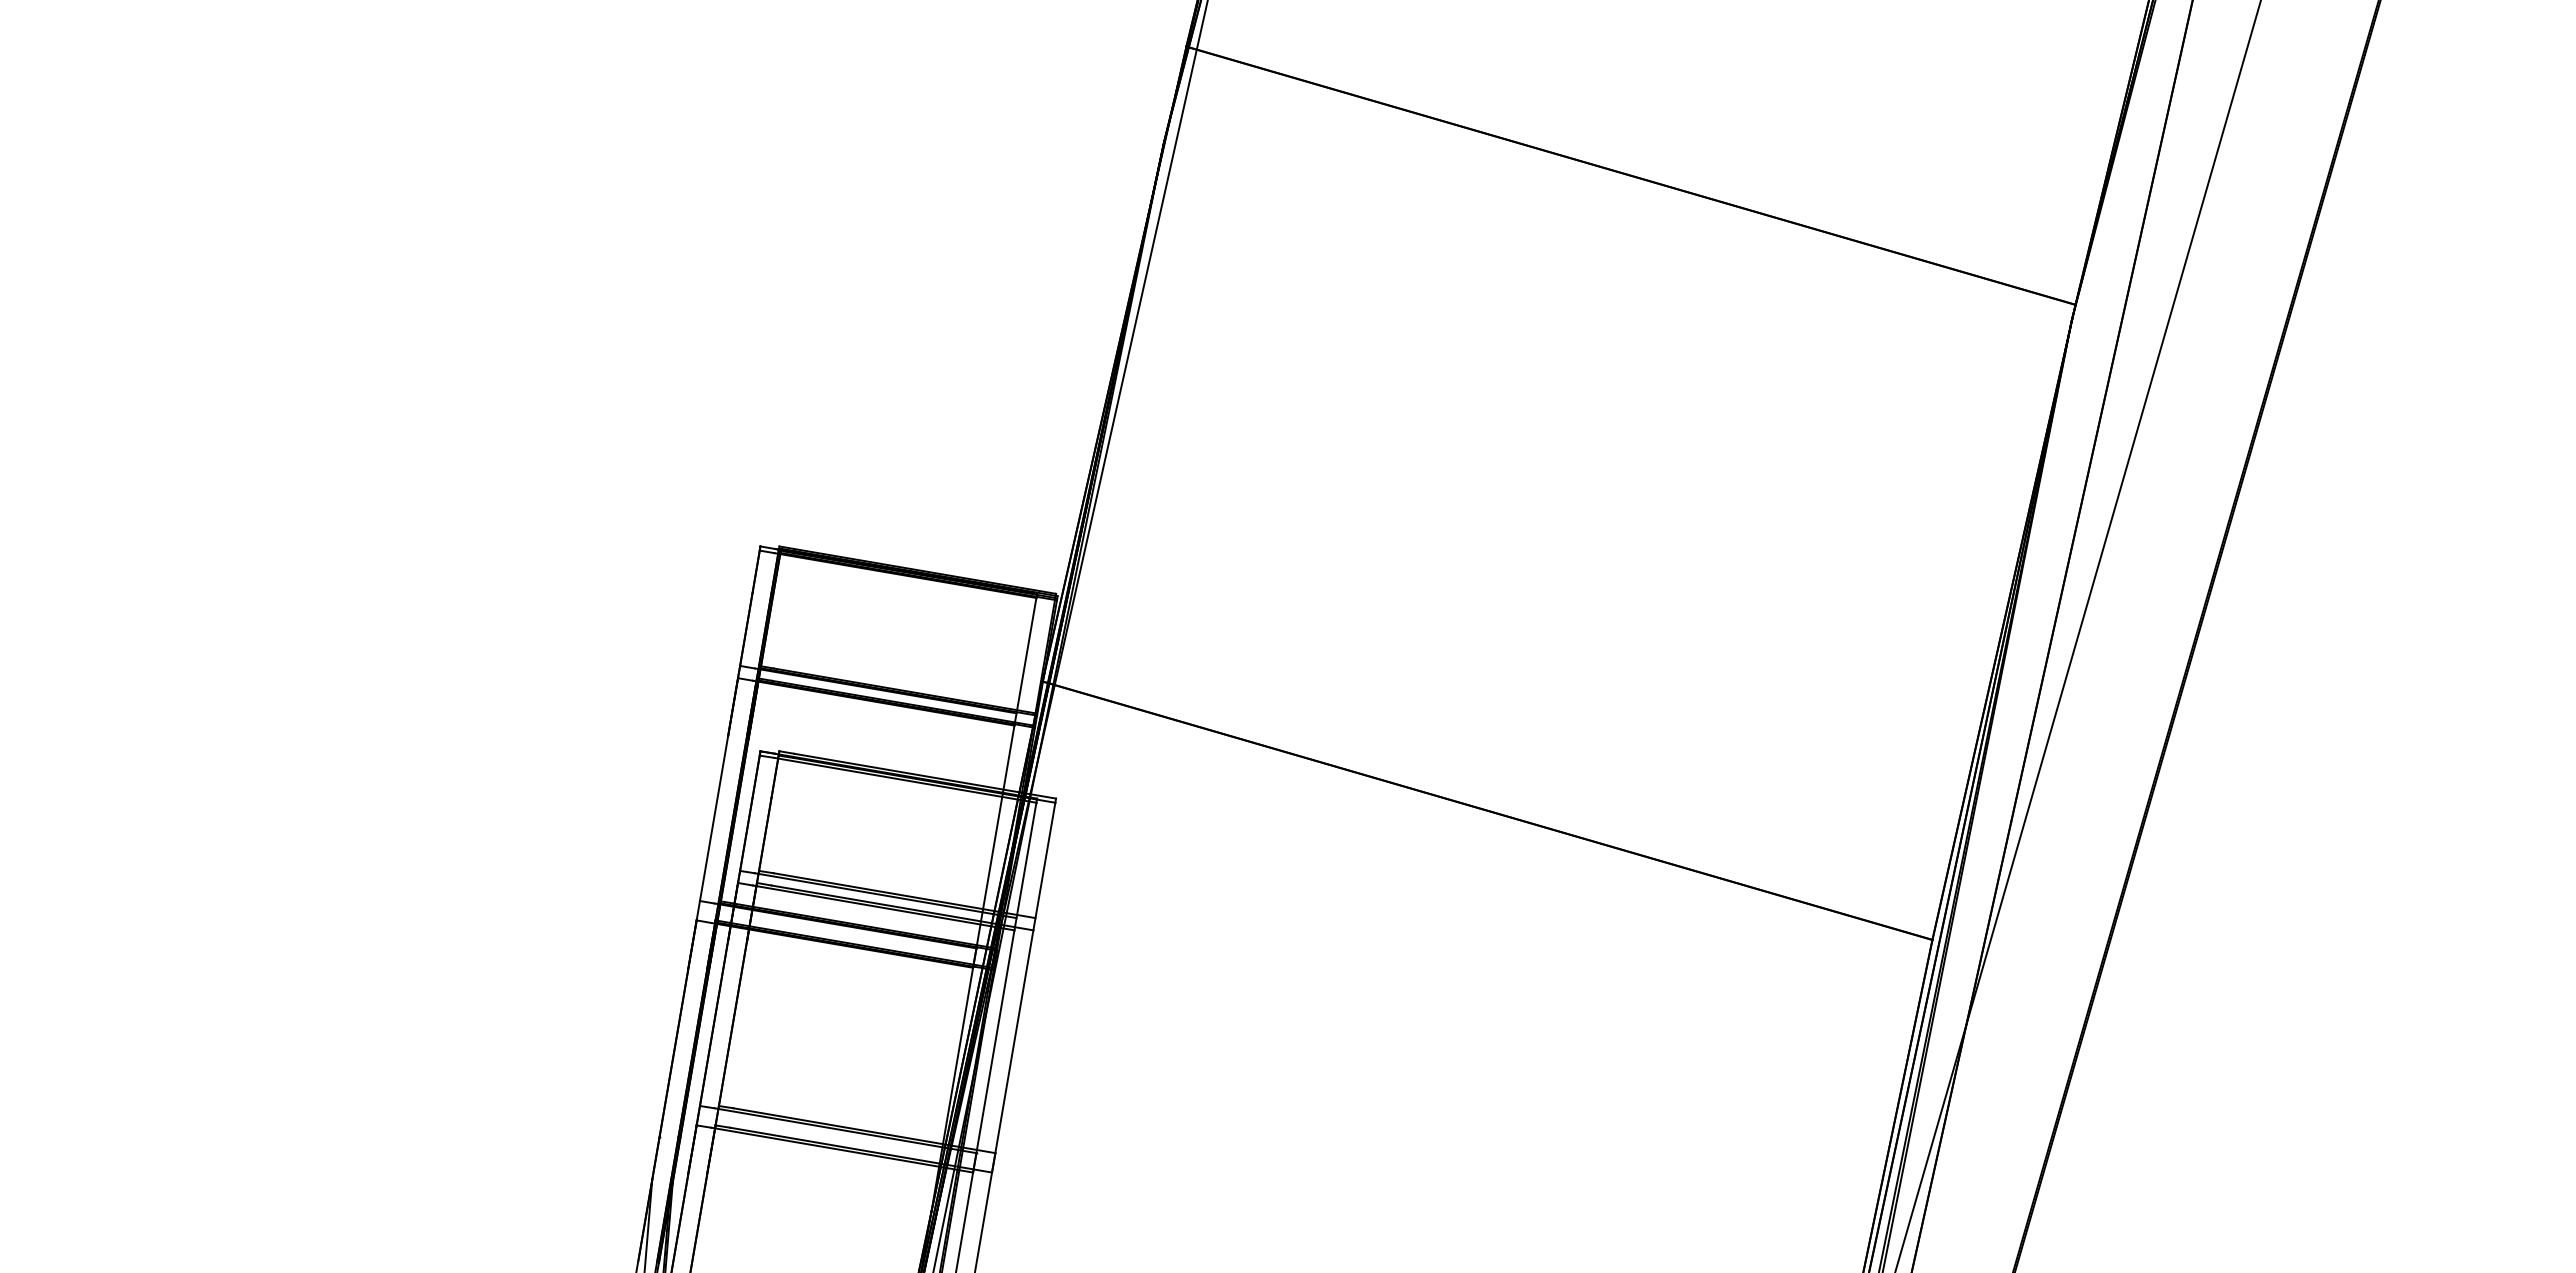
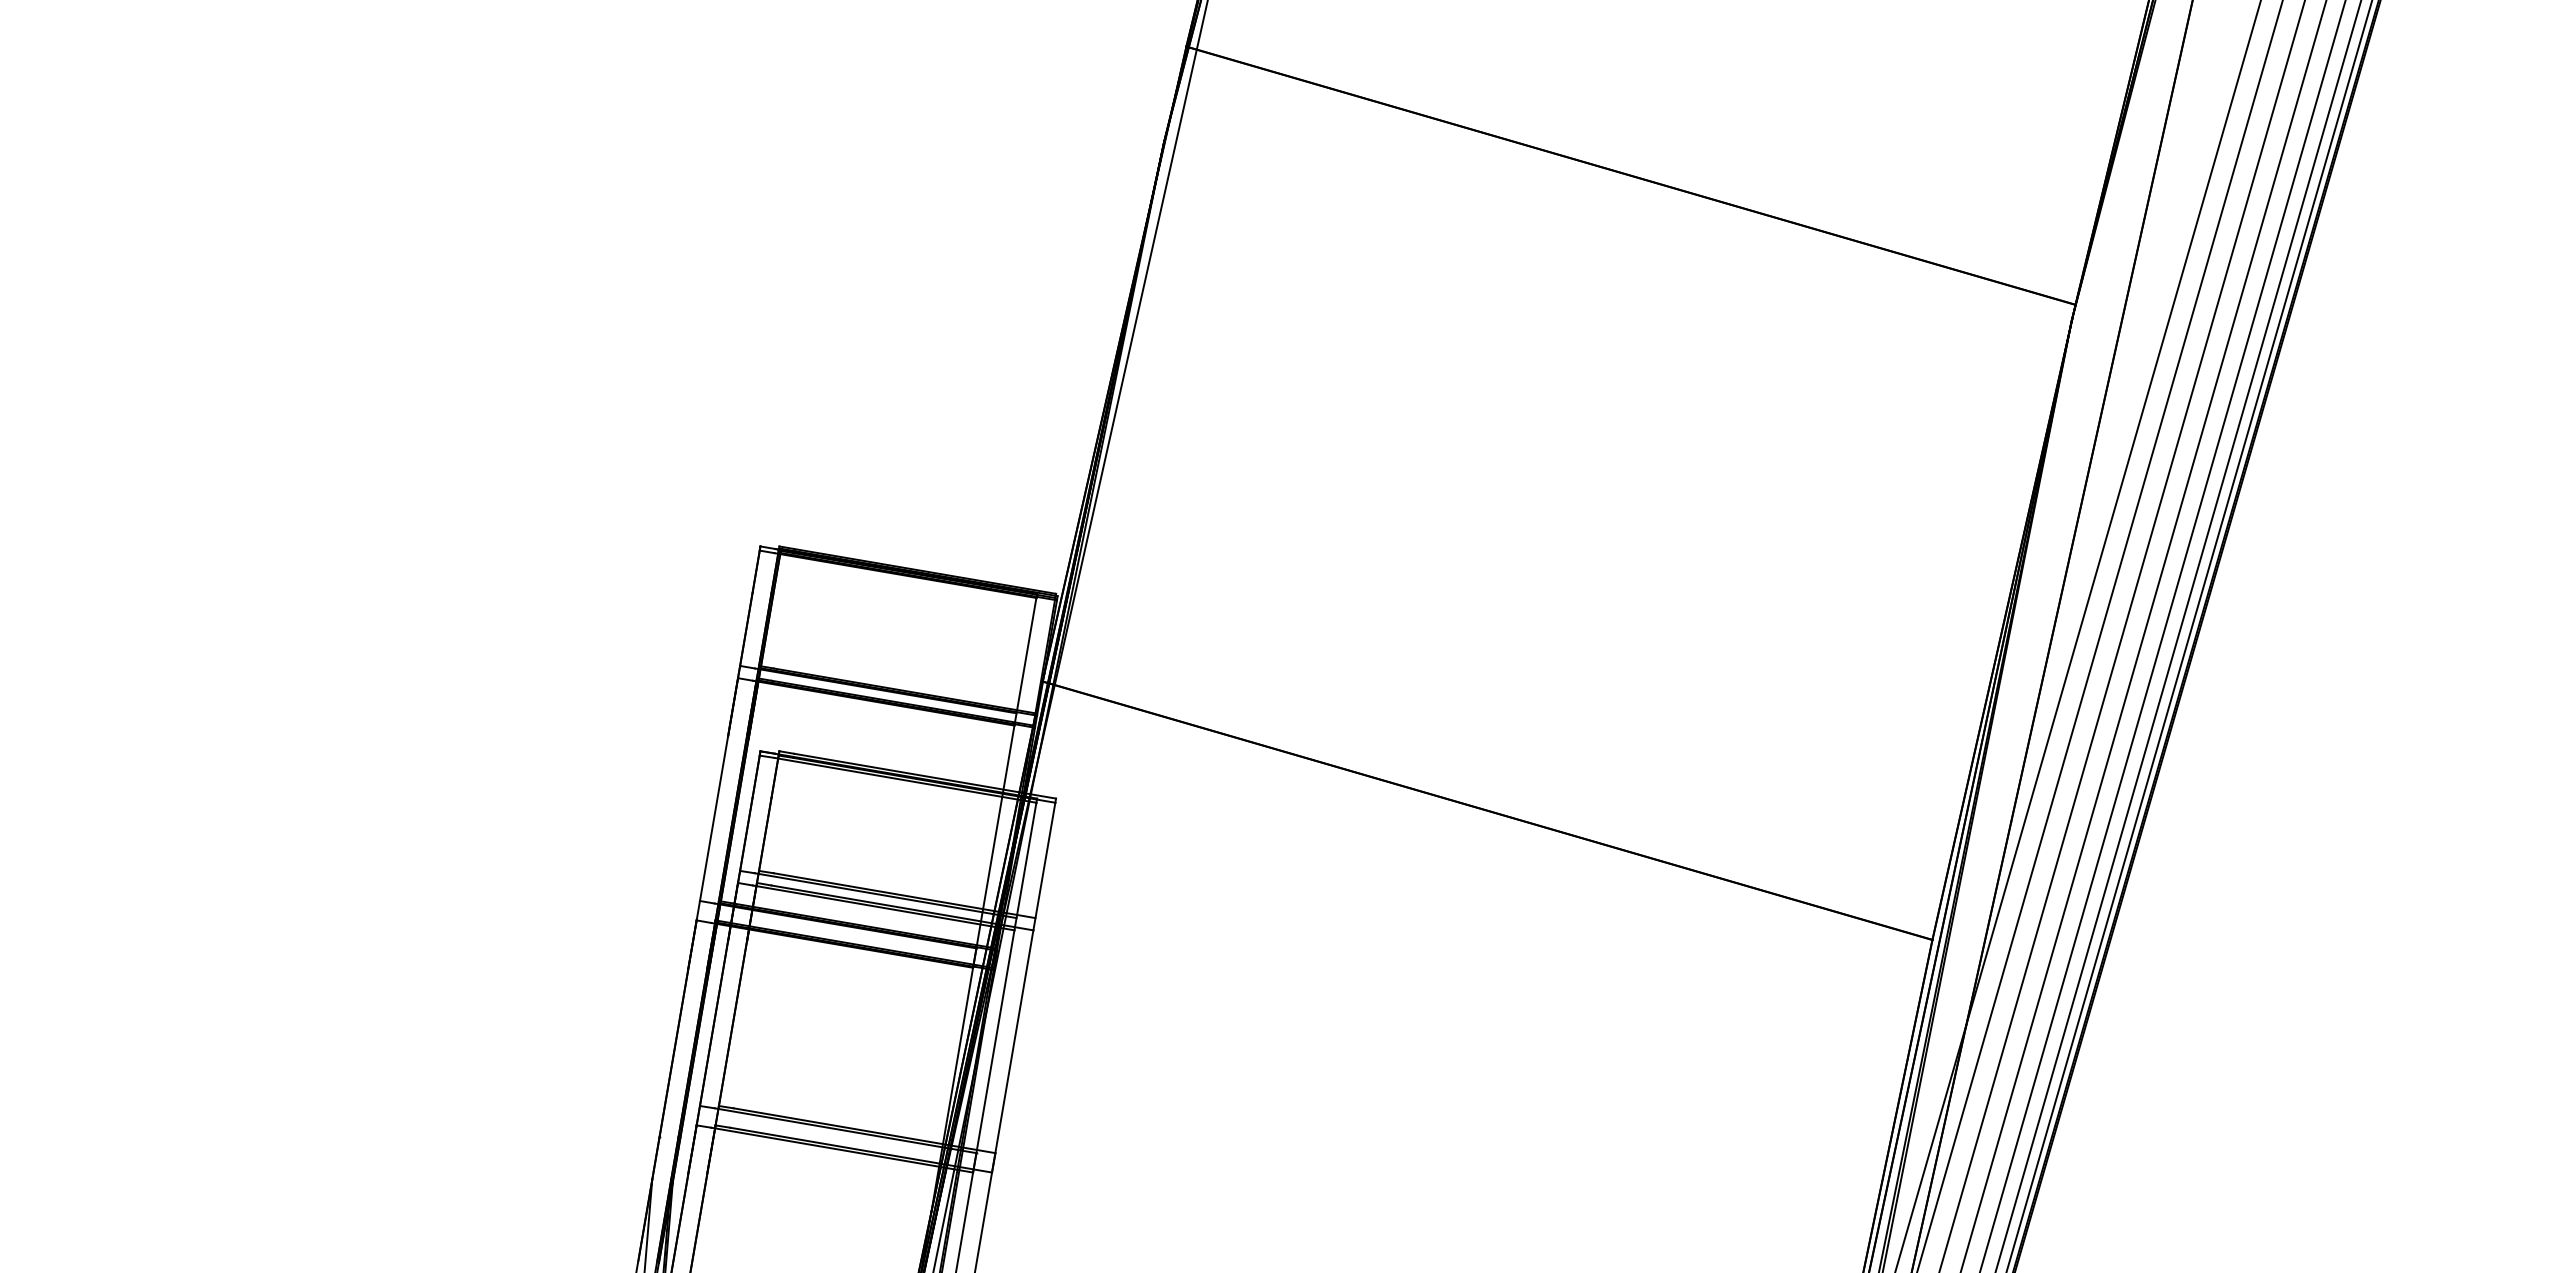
line: none -> present (2099, 635)
line: none -> present (2122, 635)
line: none -> present (2143, 635)
line: none -> present (2162, 635)
line: none -> present (2178, 635)
line: none -> present (2189, 635)
